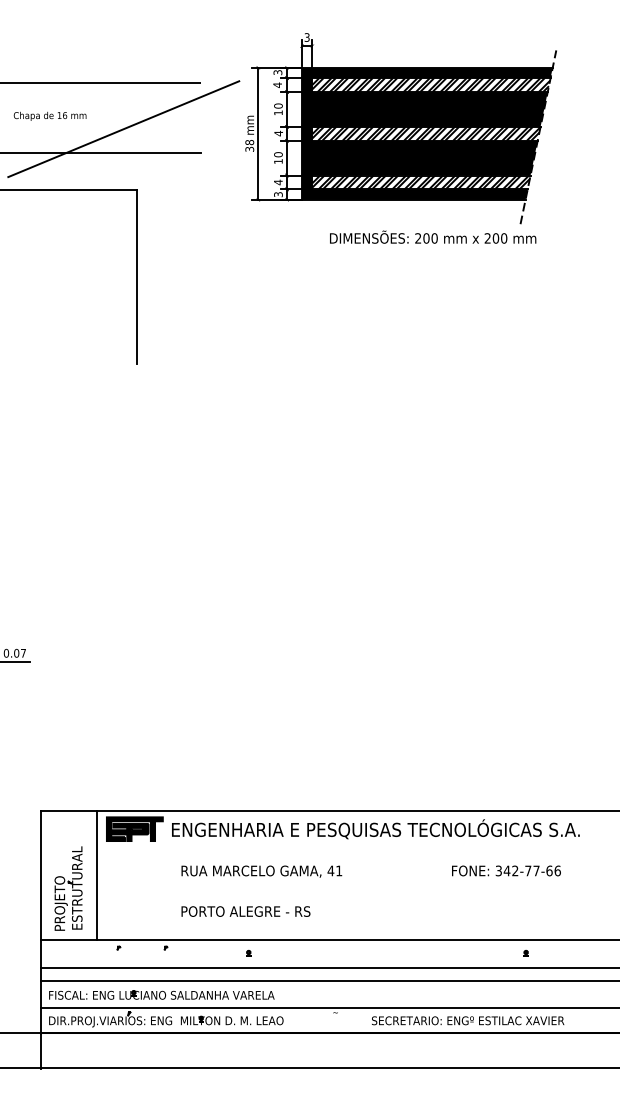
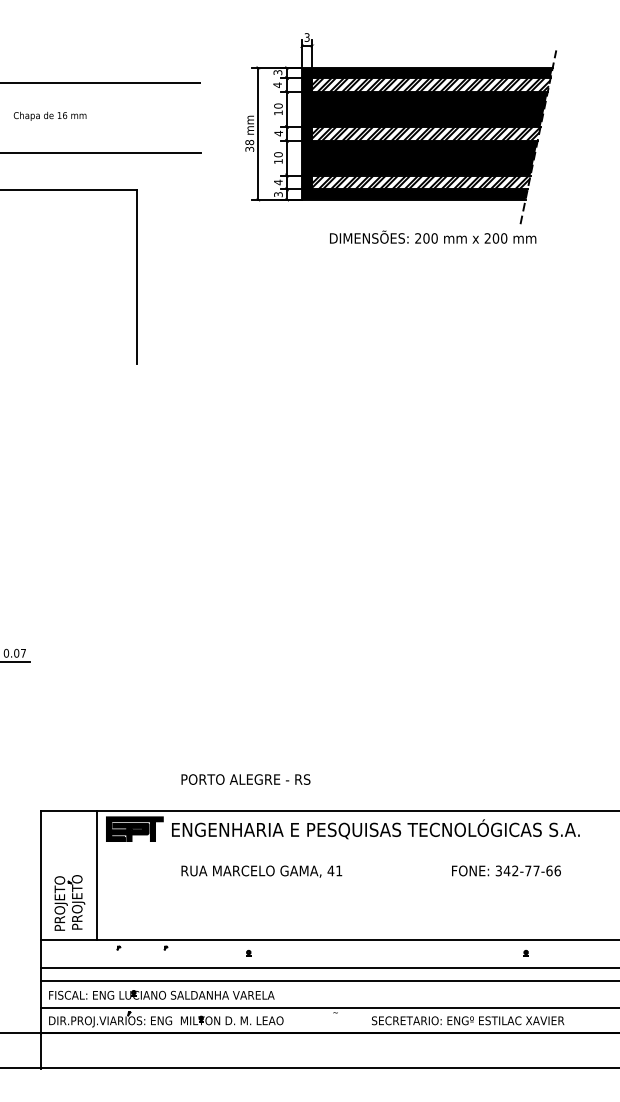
line: present -> none (123, 129)
text: ESTRUTURAL -> PROJETO (78, 887)
text position: (245, 911) -> (245, 779) (245, 779)
